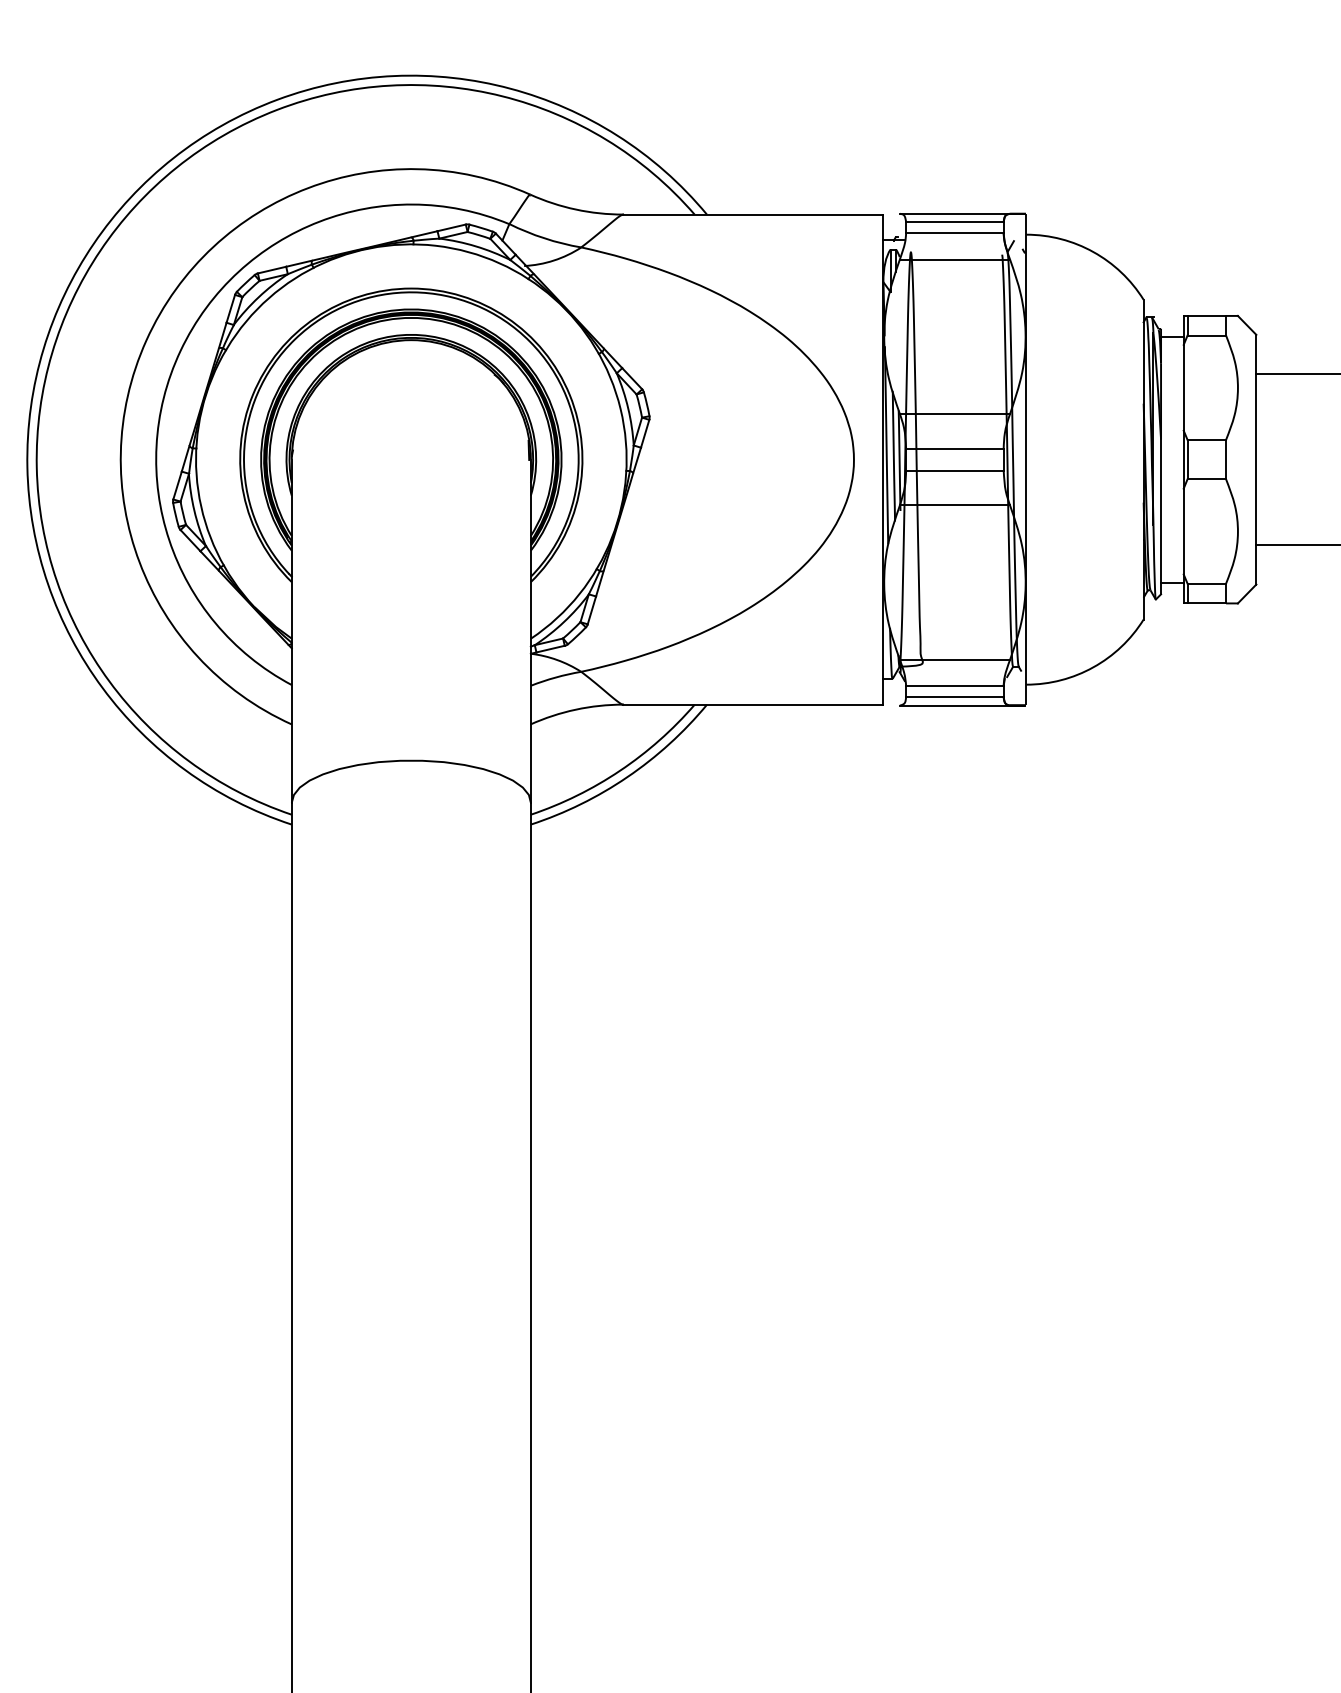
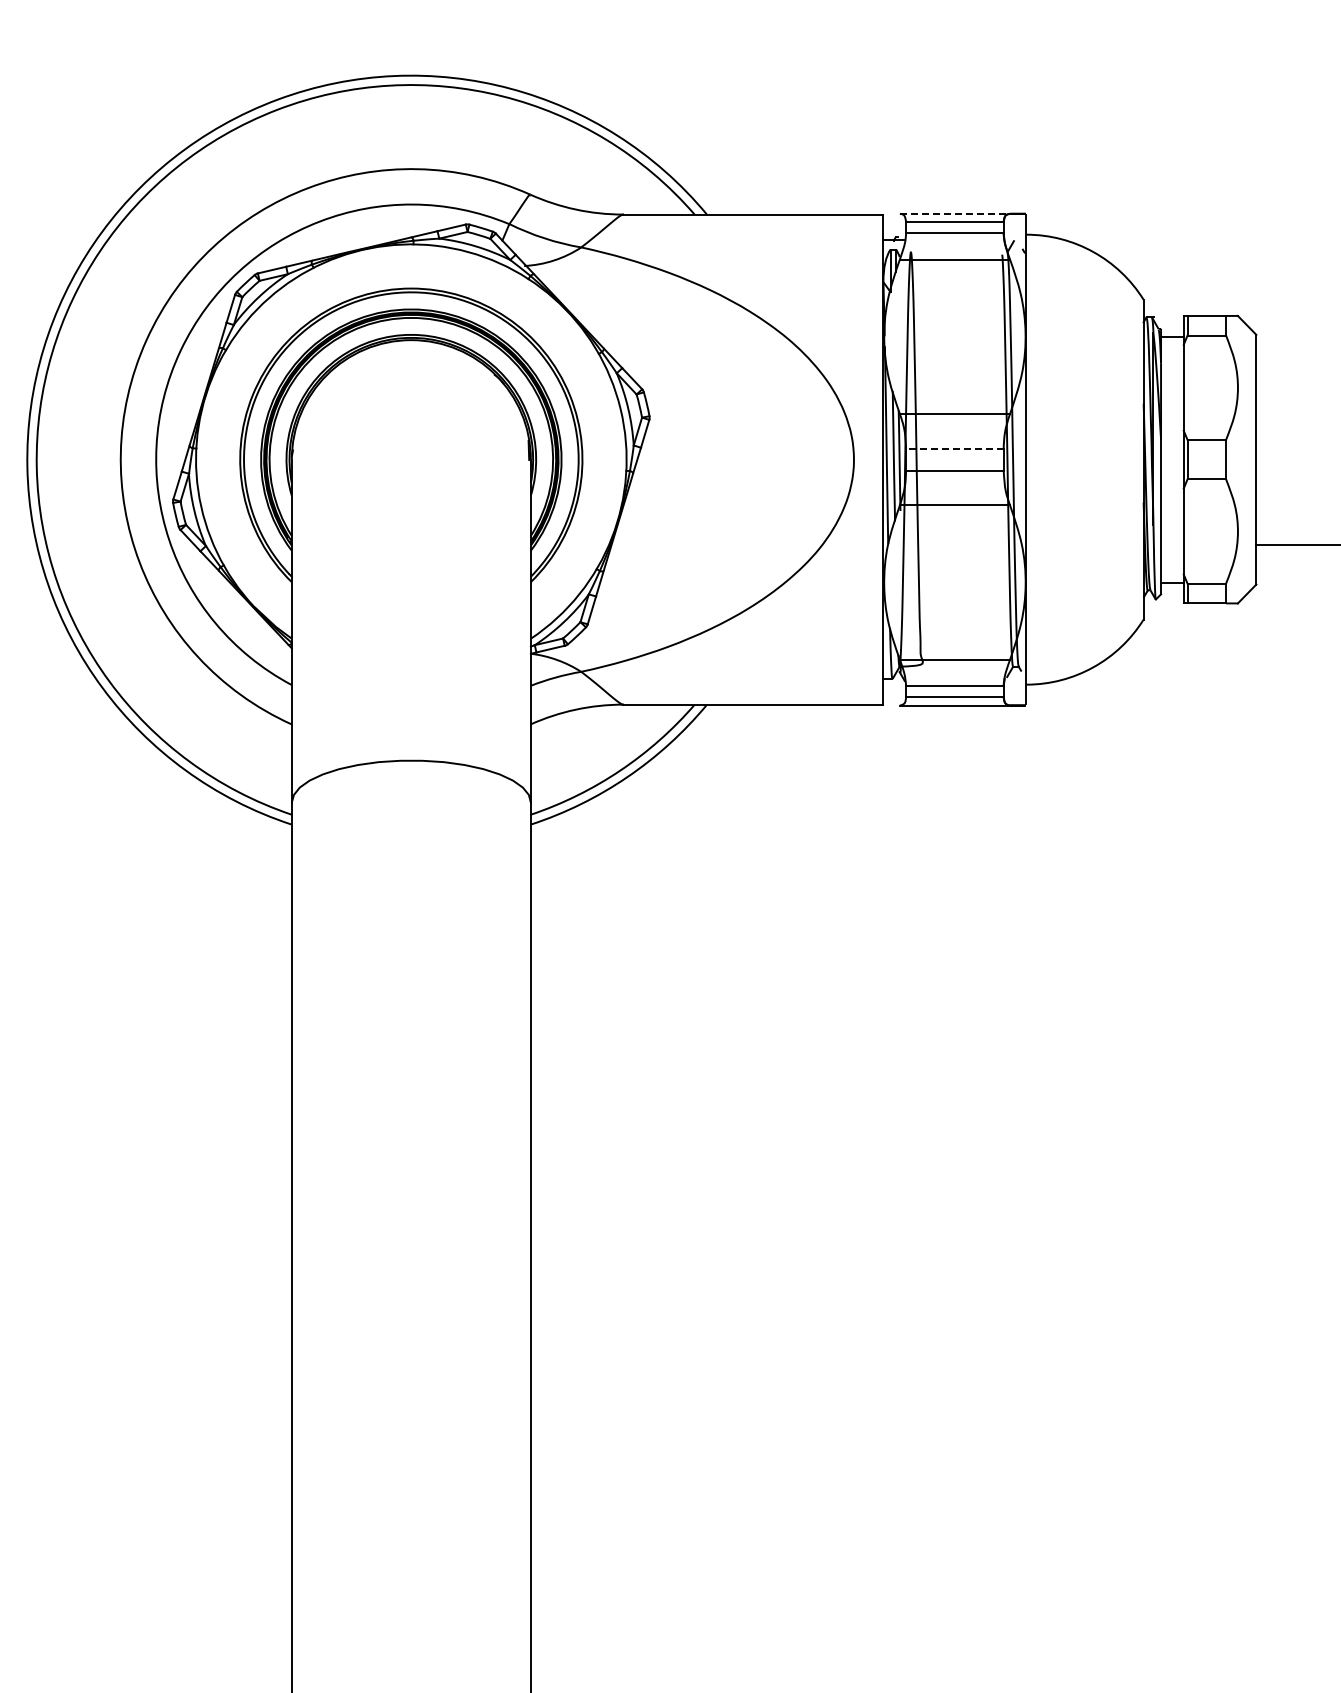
line: solid -> dashed (955, 213)
line: present -> none (1296, 374)
line: solid -> dashed (954, 448)
